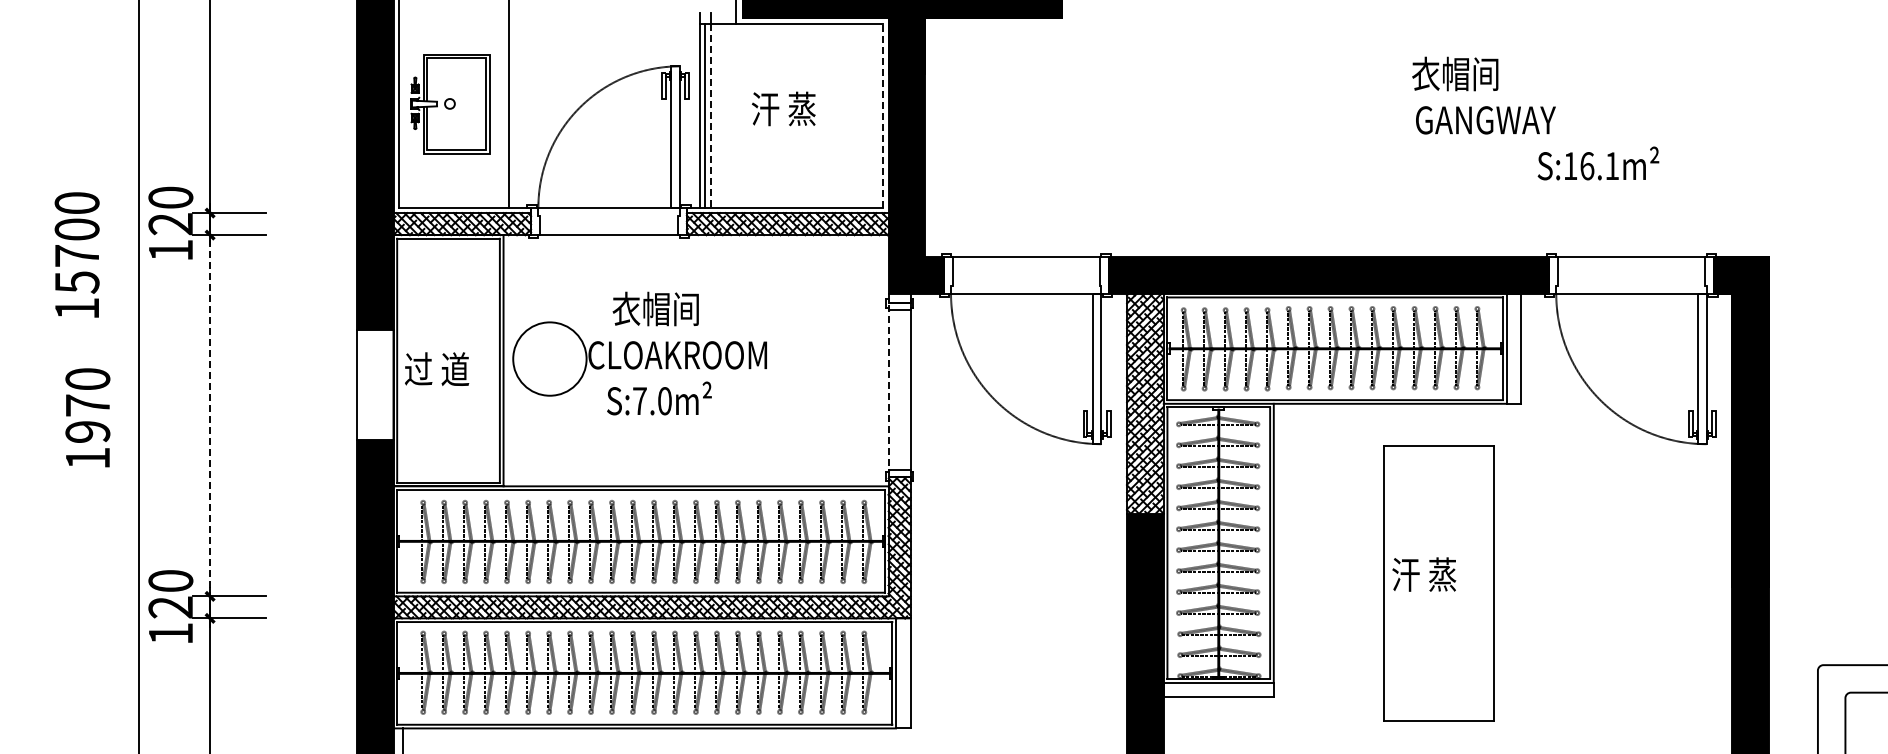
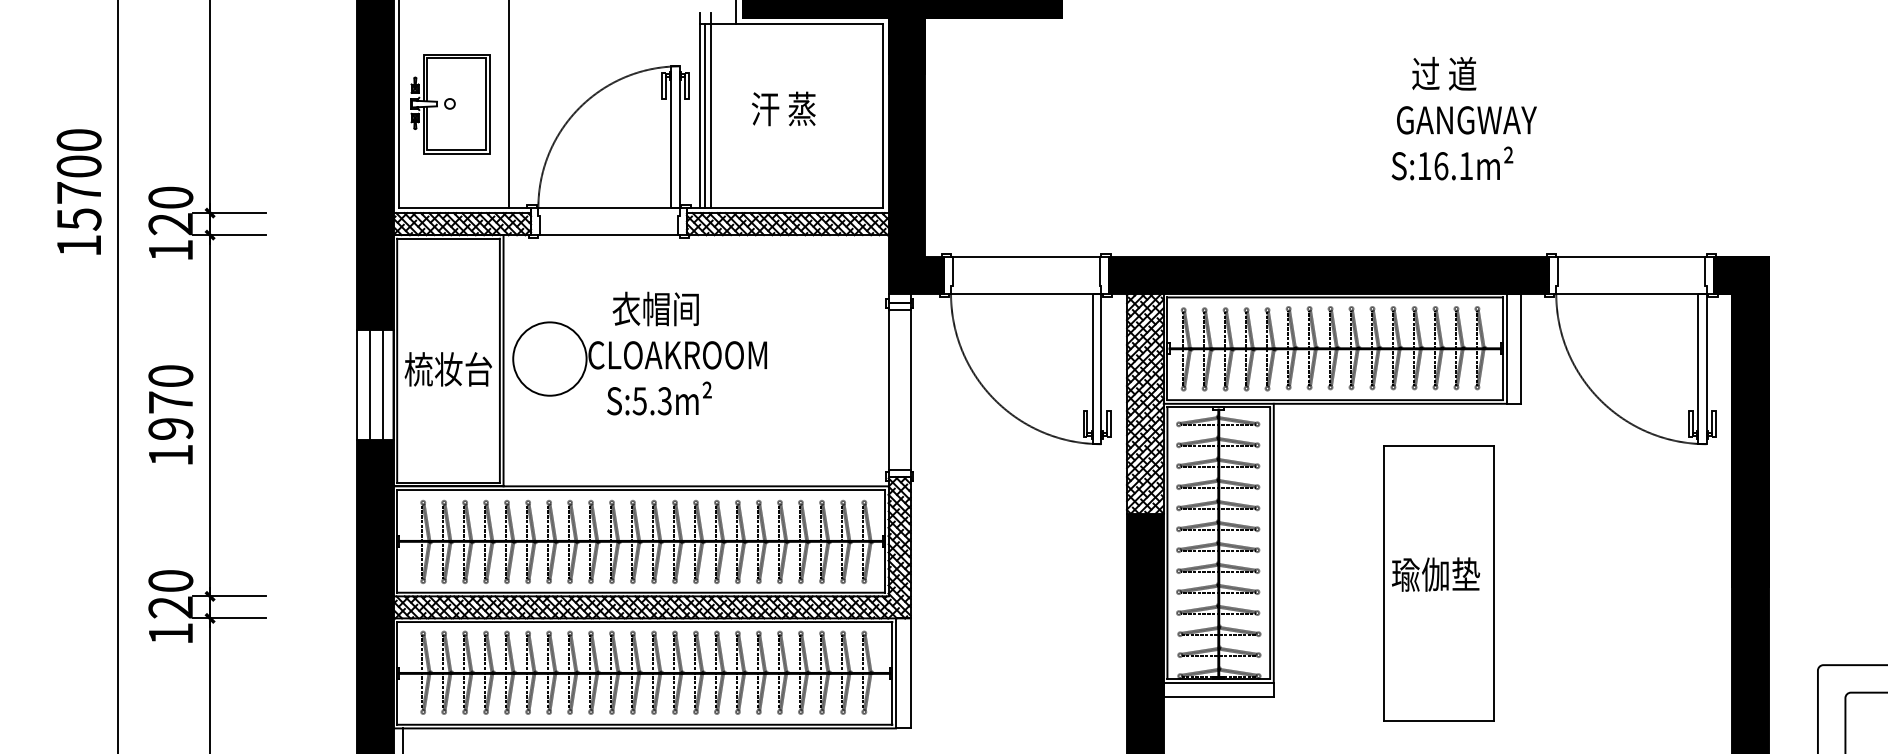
text: 衣帽间 -> 过 道 (1455, 73)
line: dashed -> solid (710, 115)
line: dashed -> solid (883, 115)
text position: (1485, 120) -> (1466, 120) (1466, 120)
text position: (1598, 163) -> (1452, 163) (1452, 163)
text position: (76, 254) -> (78, 191) (78, 191)
text: 过 道 -> 梳妆台 (447, 369)
line position: (139, 376) -> (118, 376) (118, 376)
line: none -> present (369, 385)
line: none -> present (382, 385)
line: dashed -> solid (888, 389)
text: S:7.0m² -> S:5.3m² (651, 401)
line: dashed -> solid (210, 416)
text position: (87, 417) -> (170, 414) (170, 414)
text: 汗 蒸 -> 瑜伽垫 (1436, 574)
